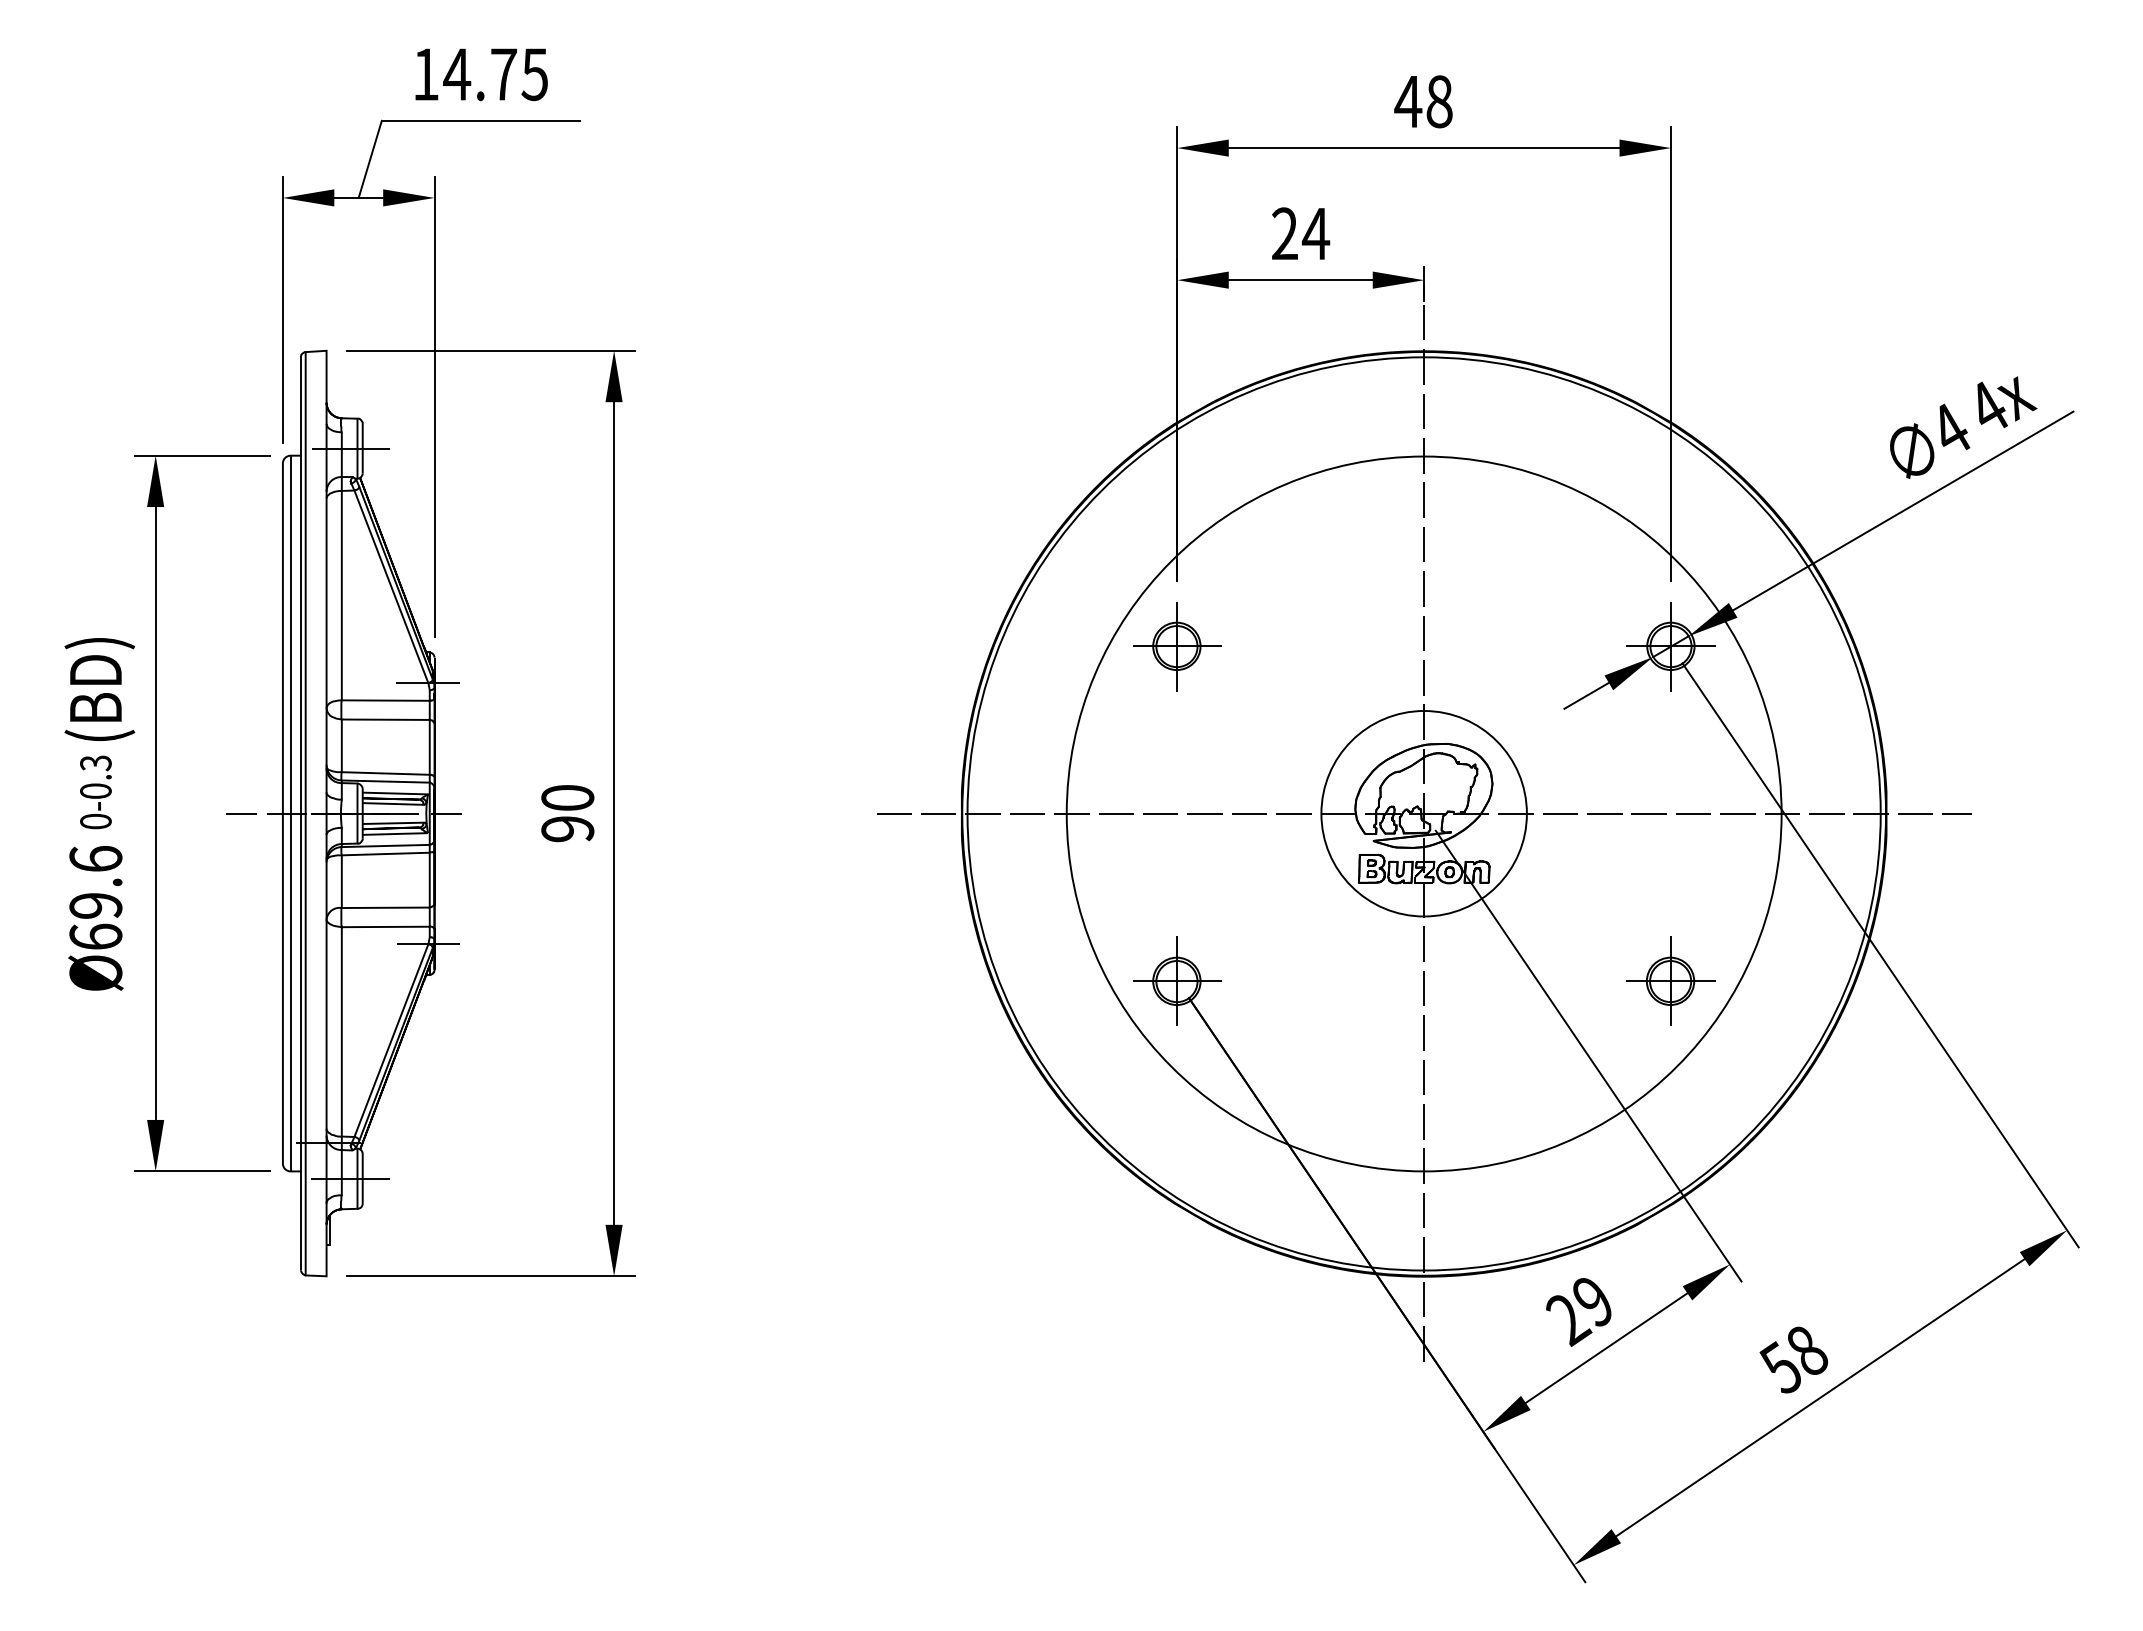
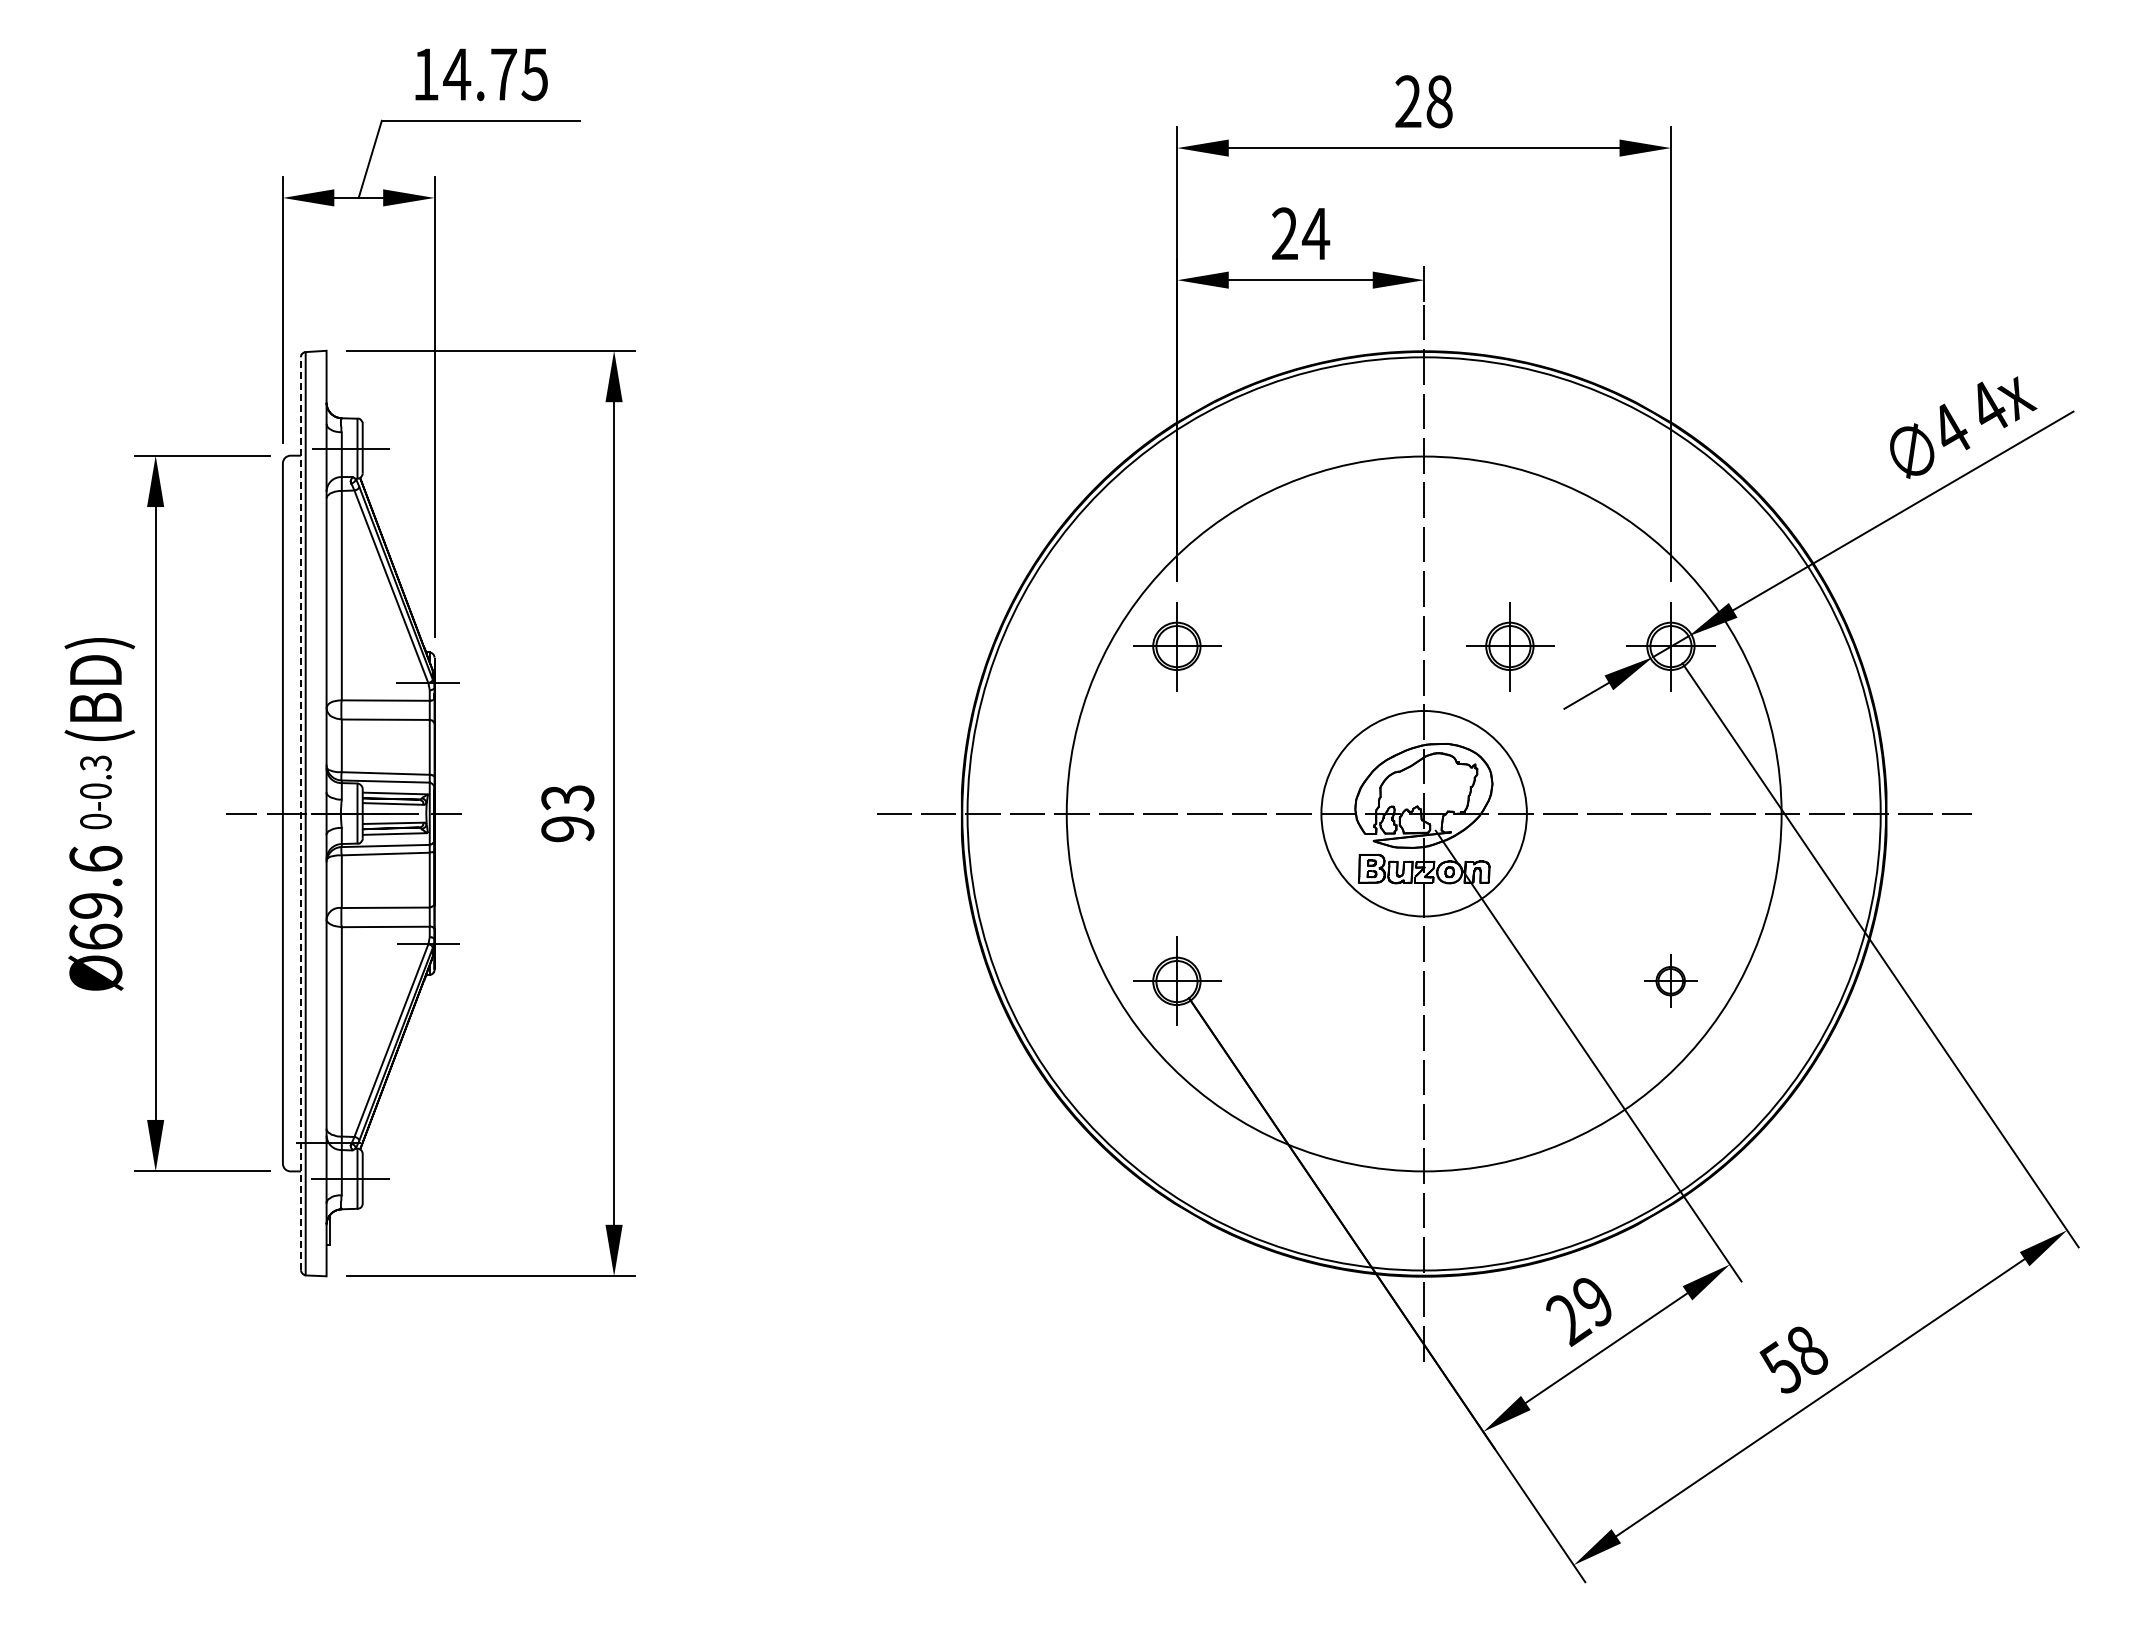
text: 48 -> 28 (1408, 101)
part: none -> present (1510, 646)
text: 90 -> 93 (567, 798)
line: present -> none (290, 813)
line: solid -> dashed (300, 813)
part size: 90x90 px -> 54x54 px (1670, 980)
